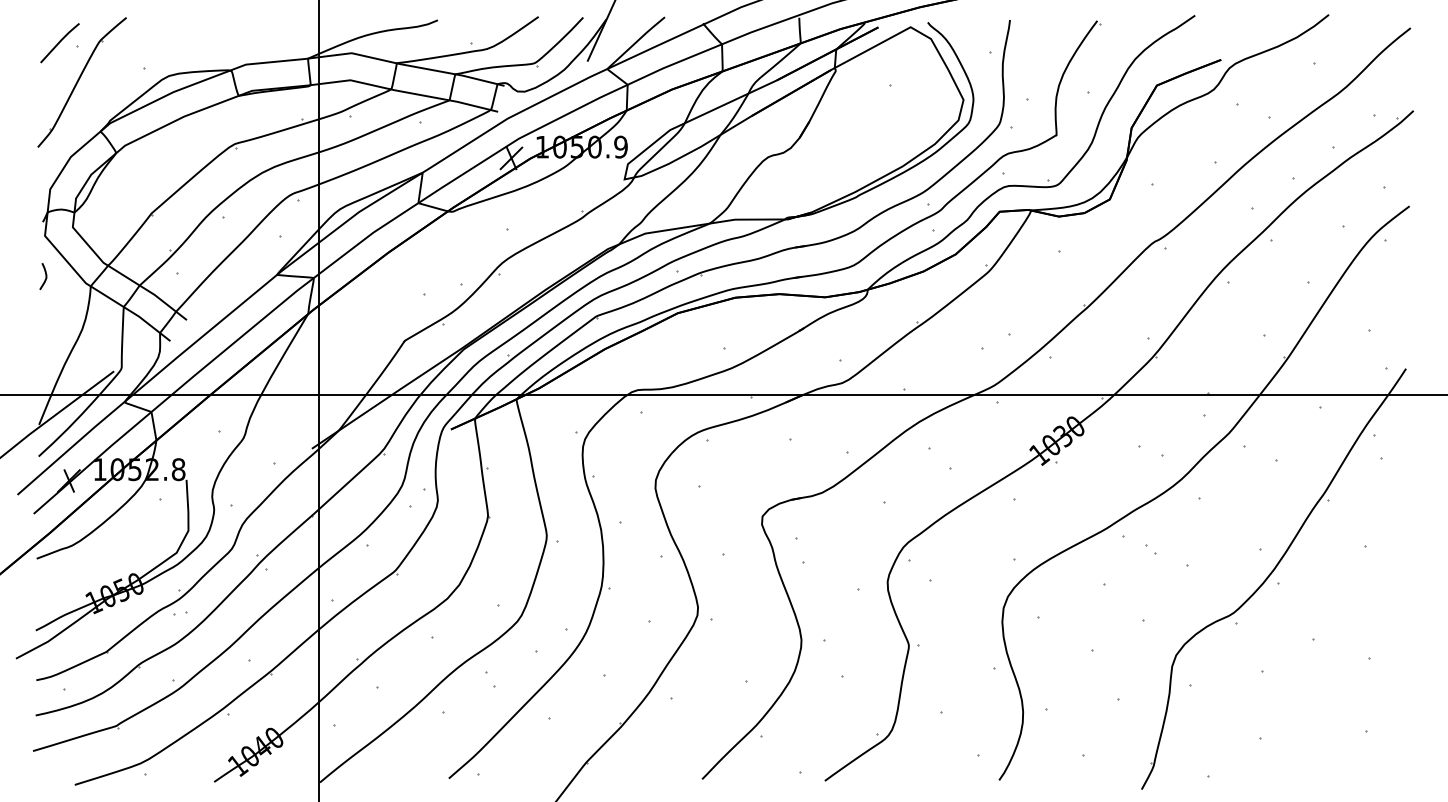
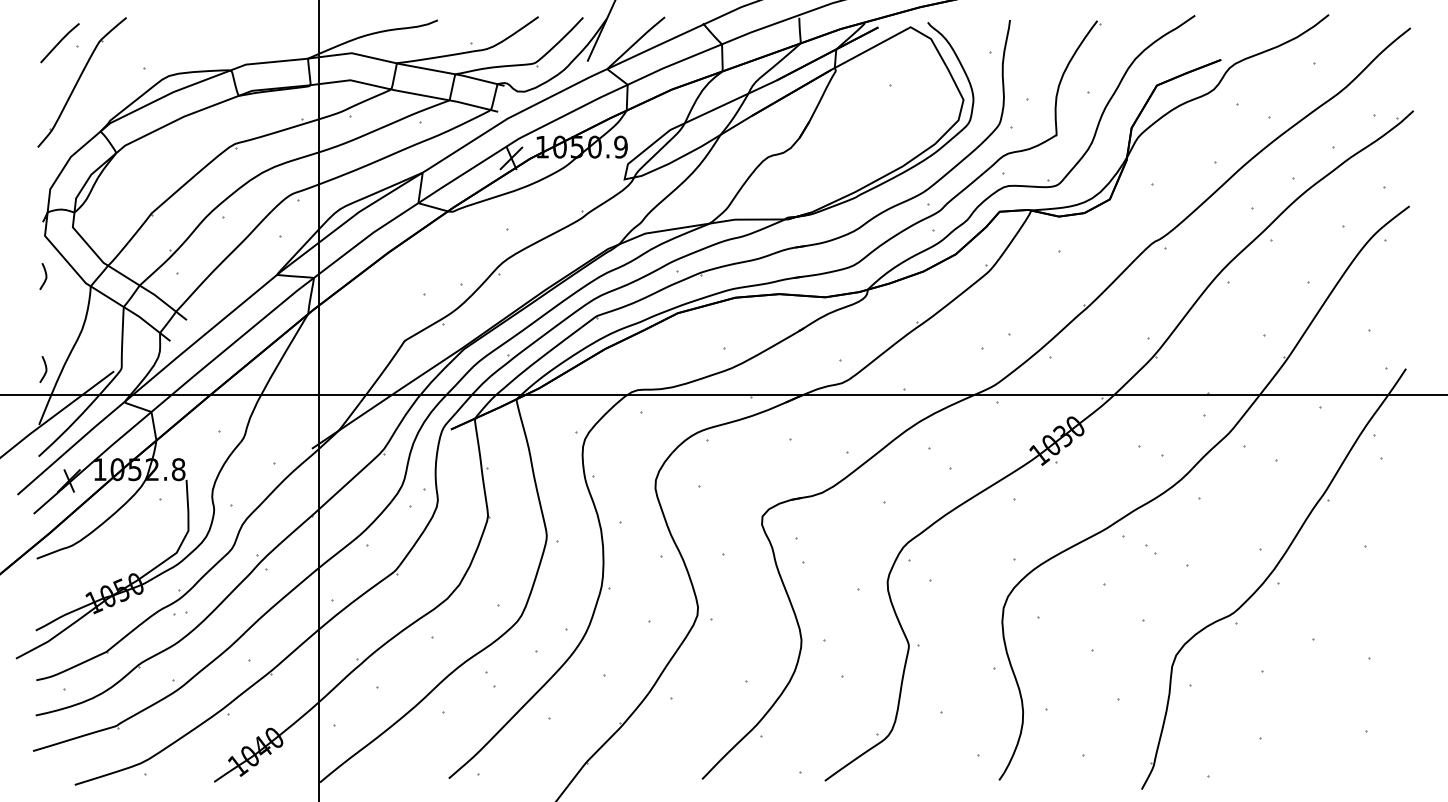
curve: none -> present (45, 369)
